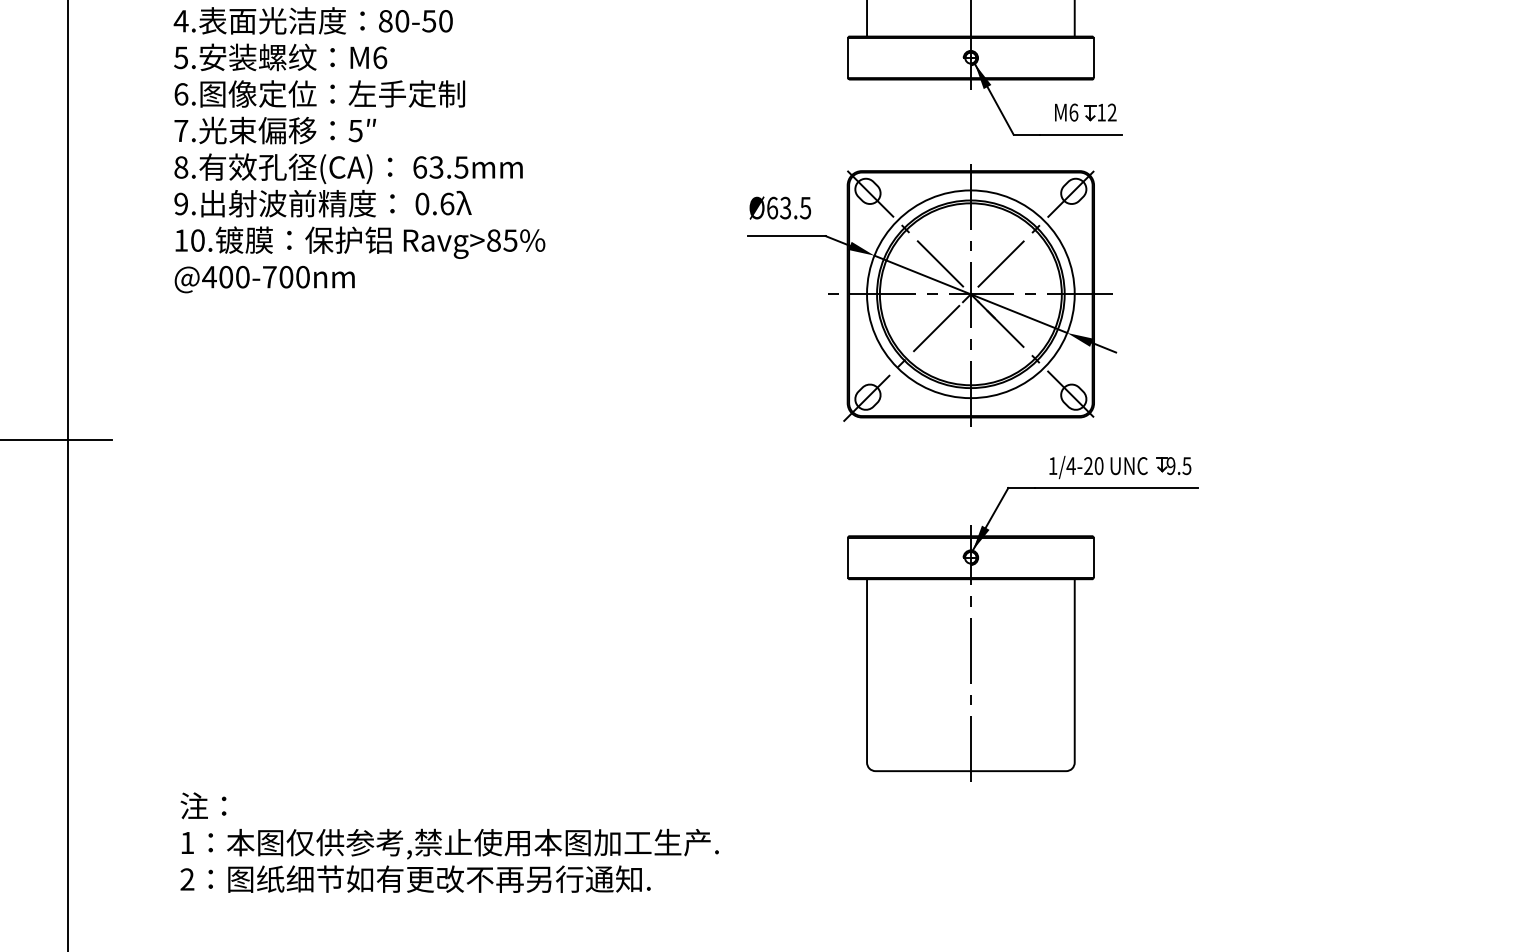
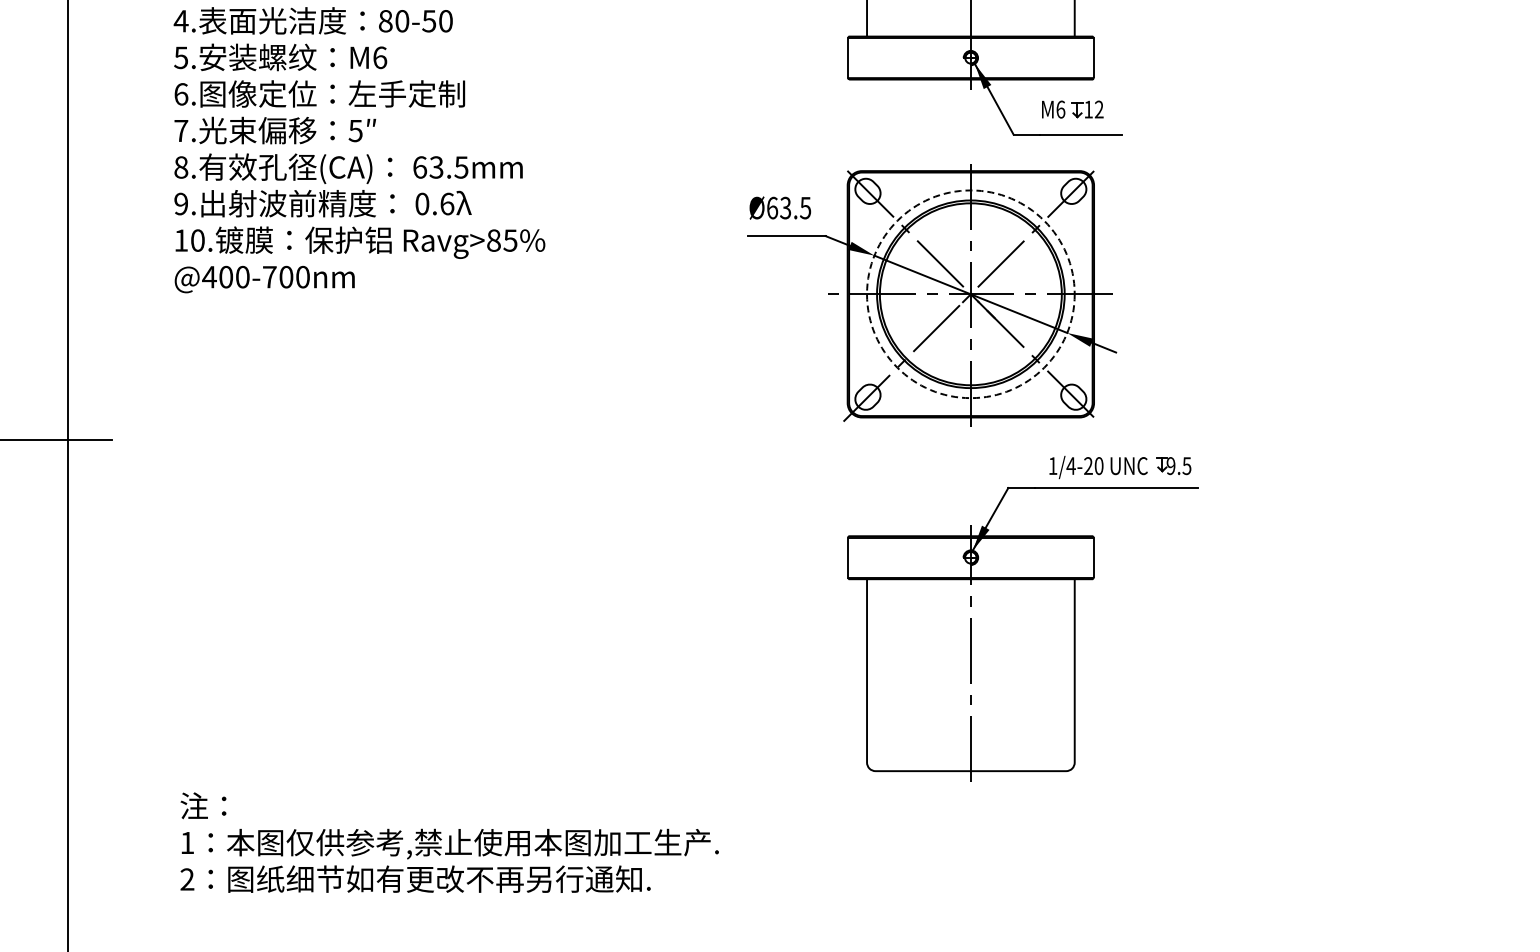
part position: (1085, 112) -> (1072, 109) (1072, 109)
circle: solid -> dashed (970, 294)
